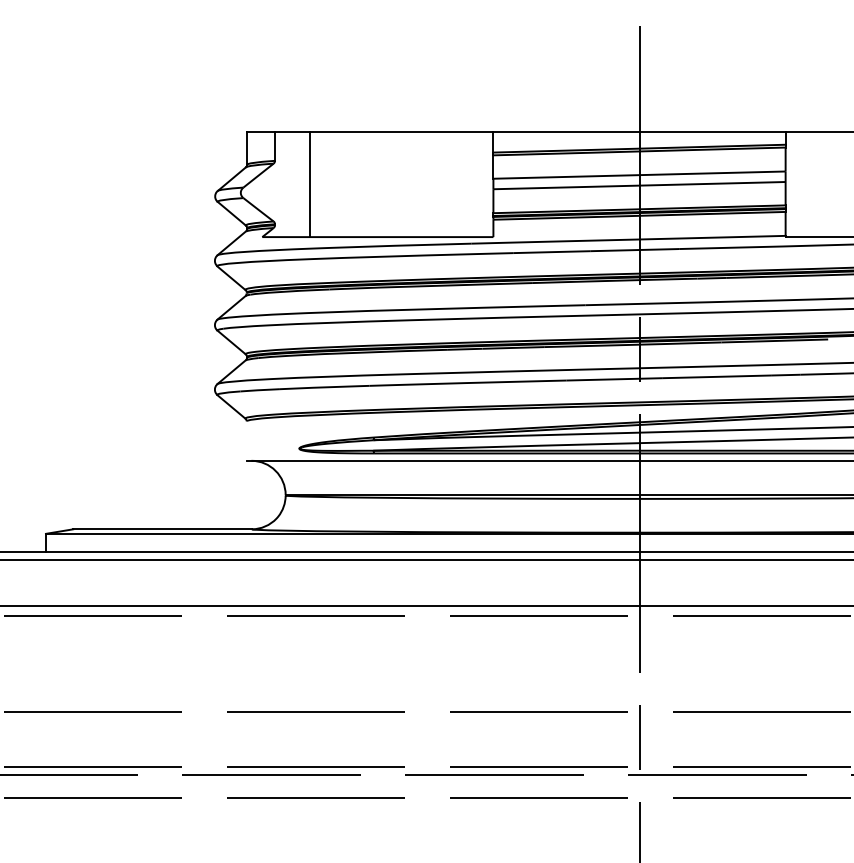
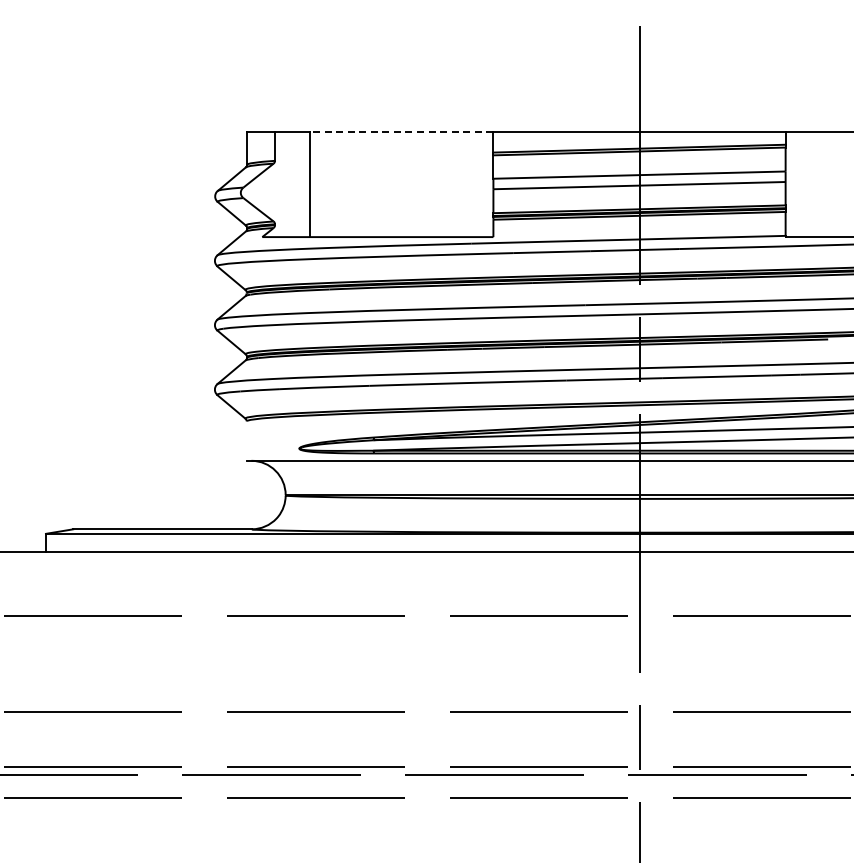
line: solid -> dashed (401, 132)
line: present -> none (426, 560)
line: present -> none (426, 605)
